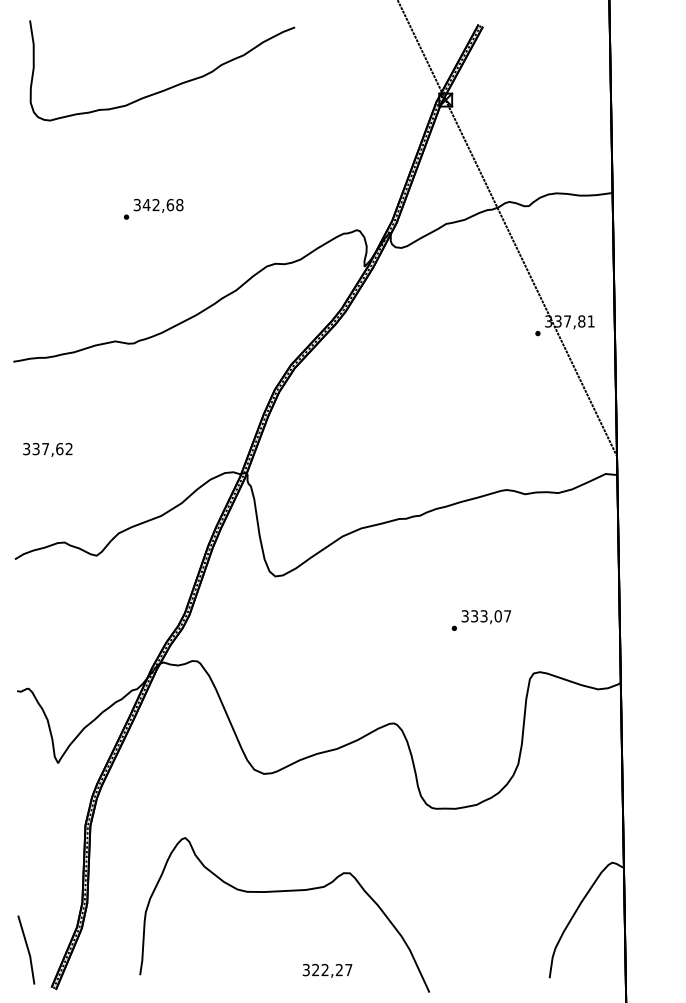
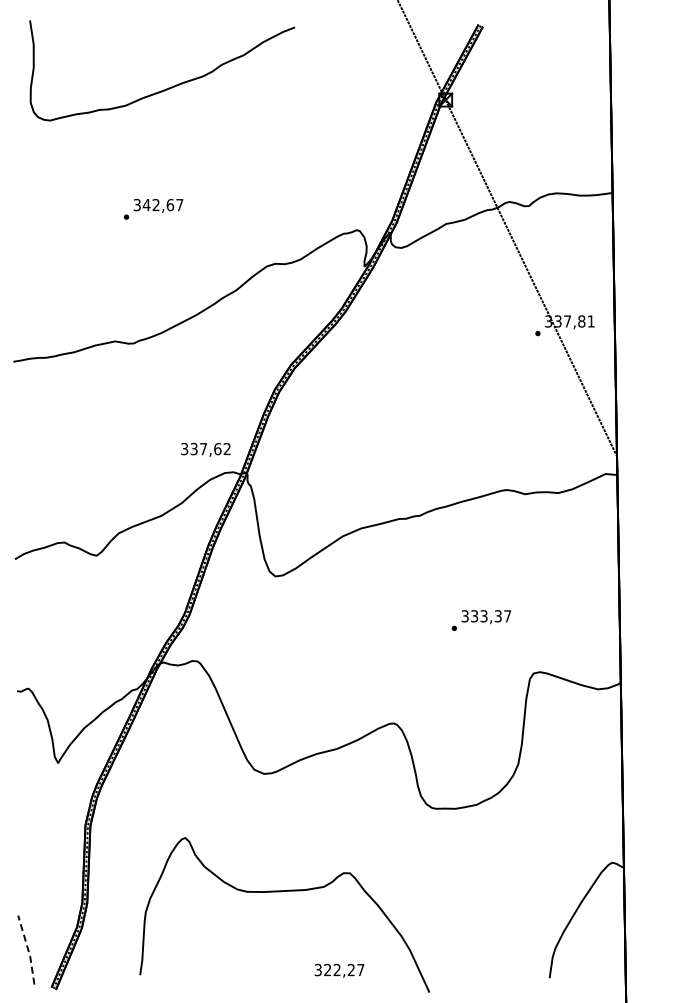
text: 342,68 -> 342,67 (179, 204)
text position: (47, 449) -> (205, 449) (205, 449)
text: 333,07 -> 333,37 (497, 616)
line: solid -> dashed (28, 949)
text position: (327, 970) -> (339, 970) (339, 970)
